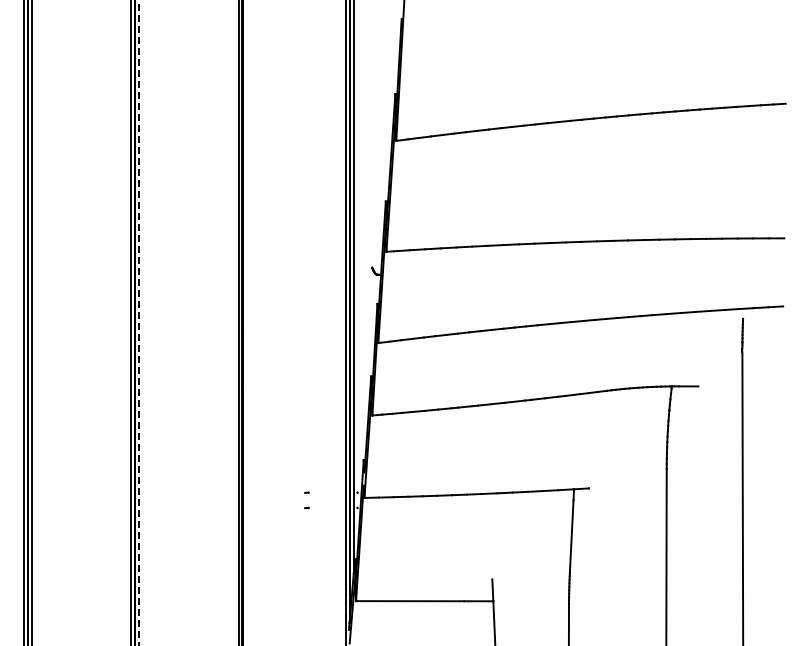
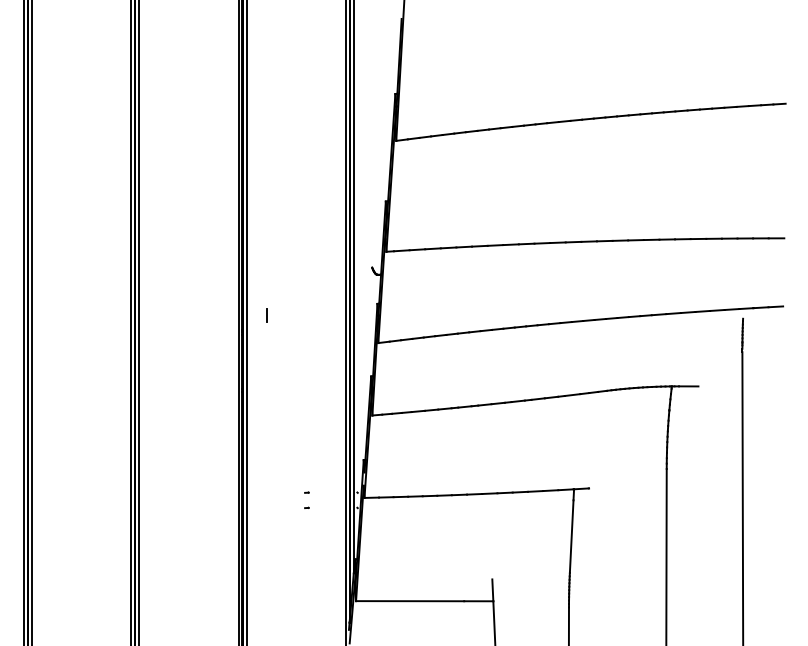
line: none -> present (266, 315)
line: dashed -> solid (139, 322)
line: none -> present (246, 322)
